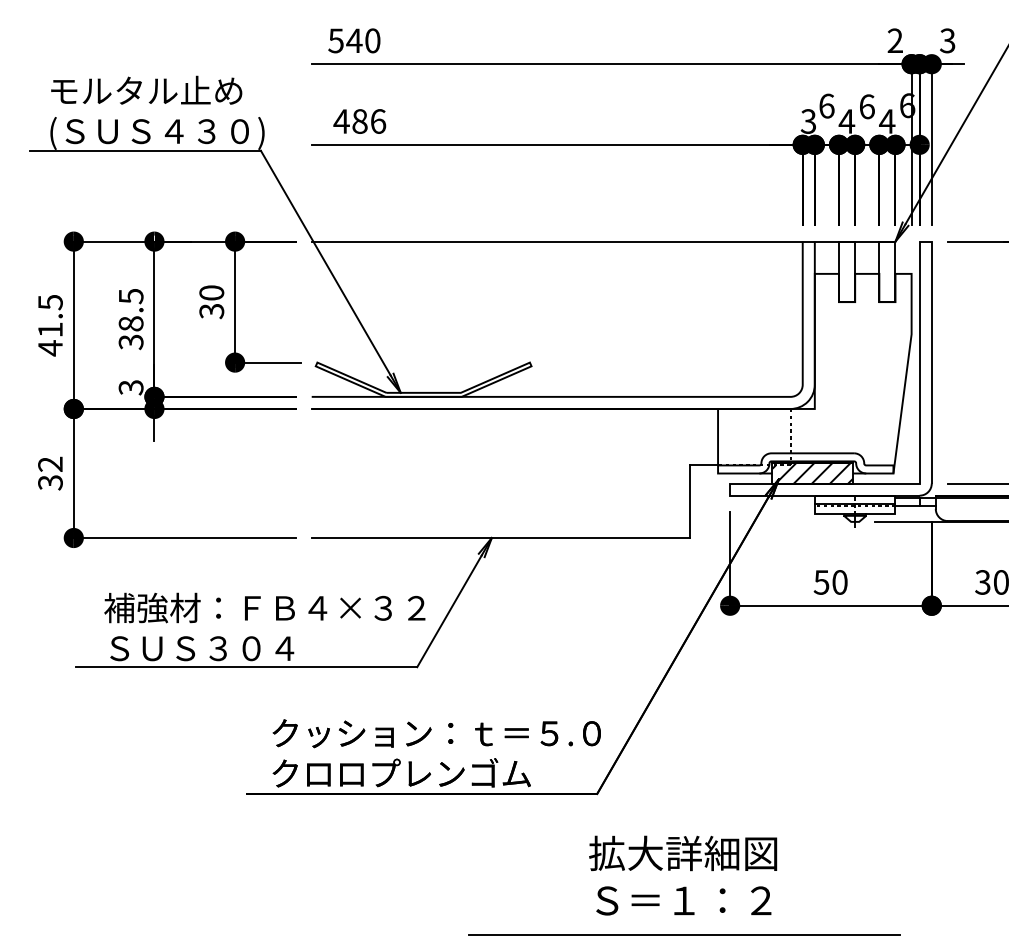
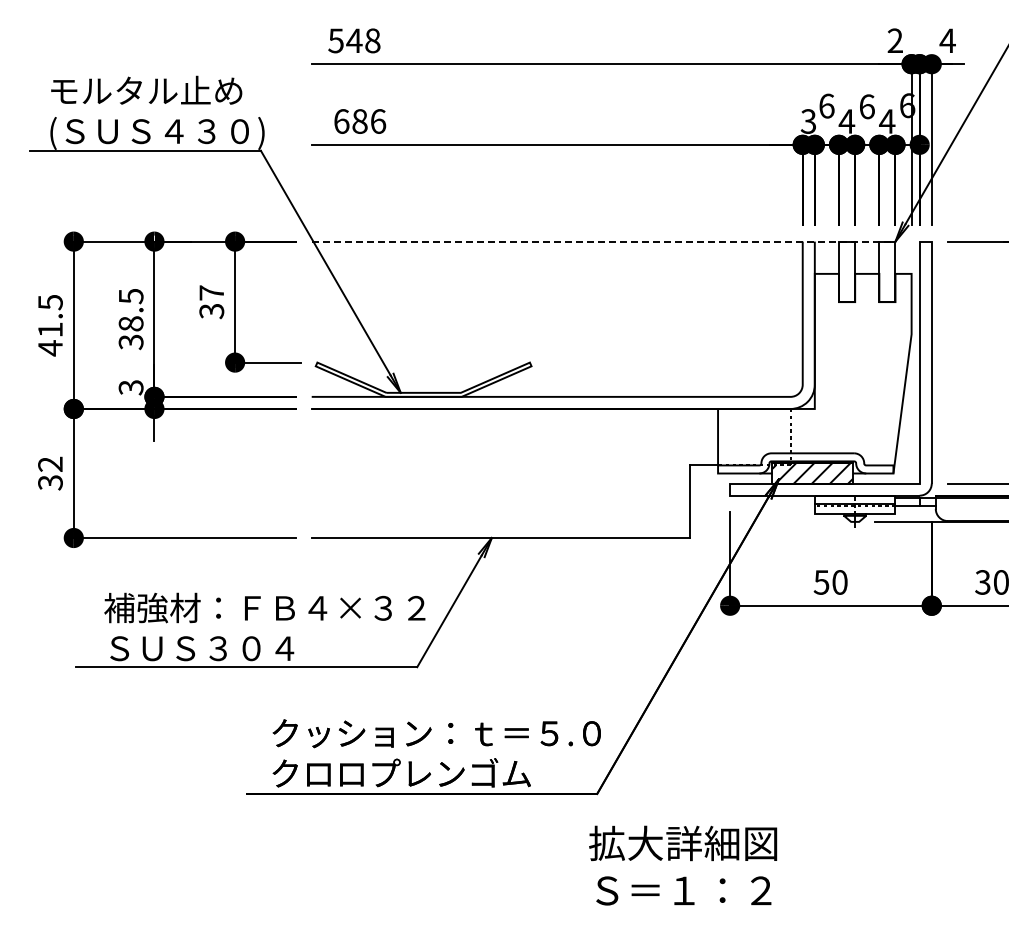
text: 540 -> 548 (372, 40)
text: 3 -> 4 (947, 40)
text: 486 -> 686 (341, 121)
line: solid -> dashed (603, 241)
text: 30 -> 37 (211, 292)
text position: (683, 875) -> (683, 865) (683, 865)
line: present -> none (684, 934)
